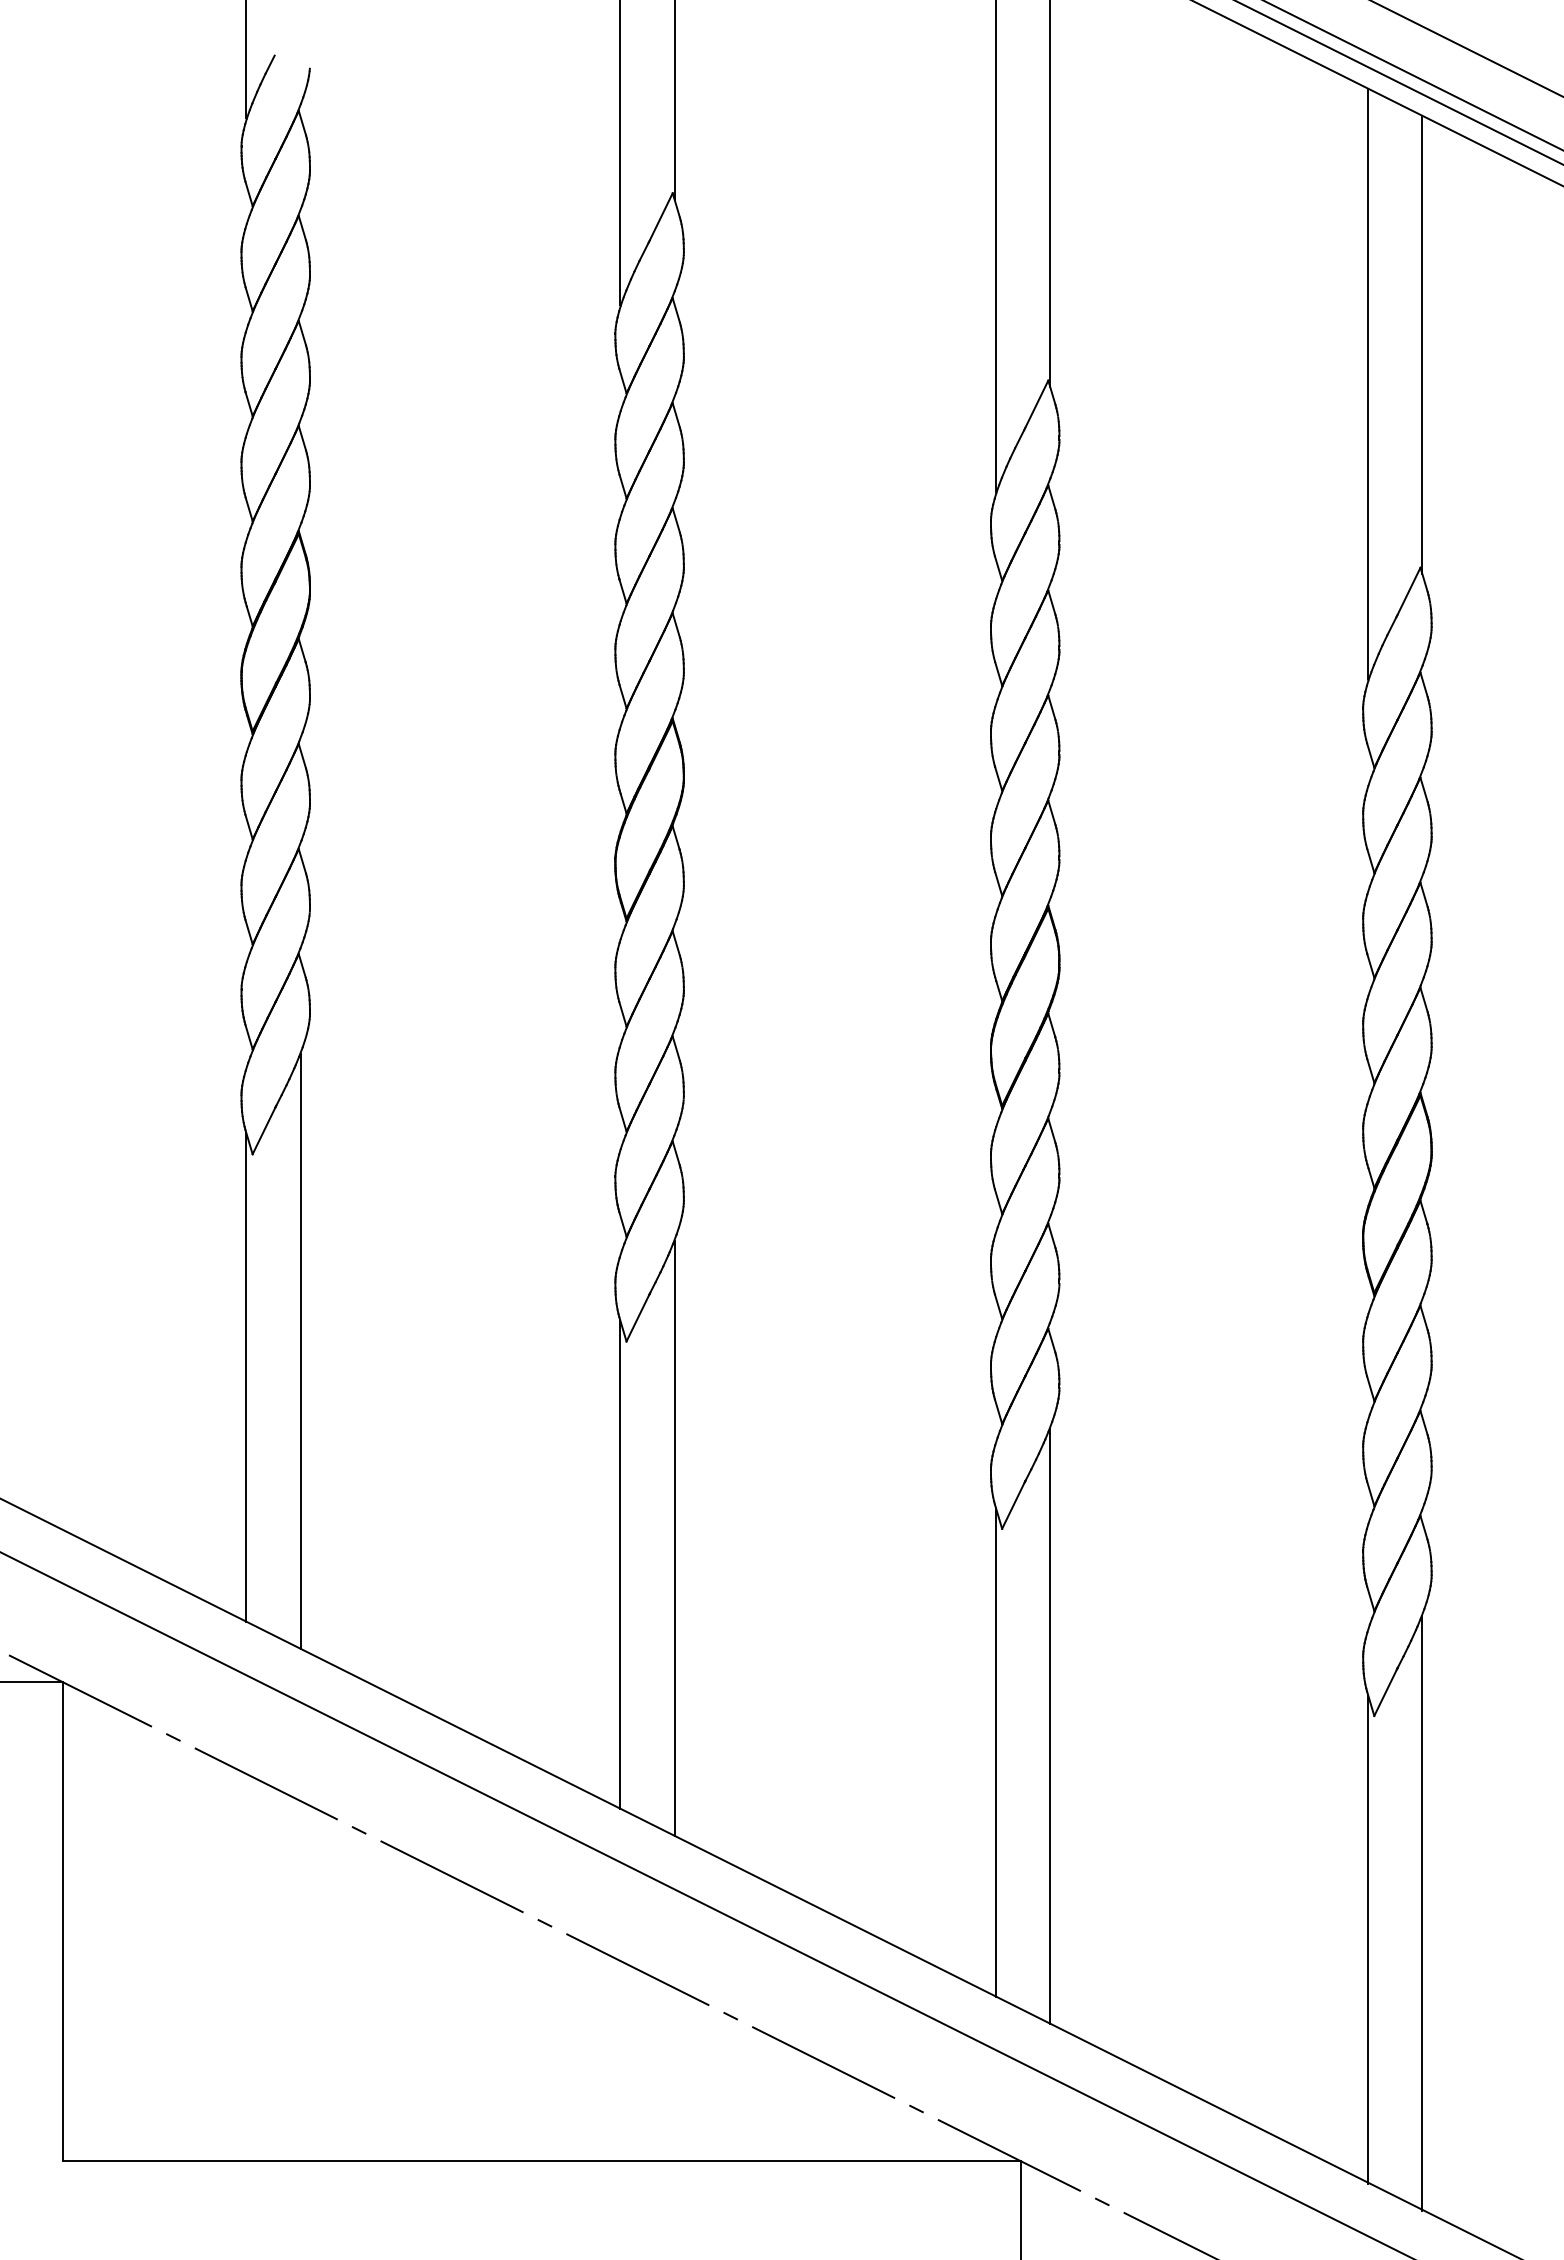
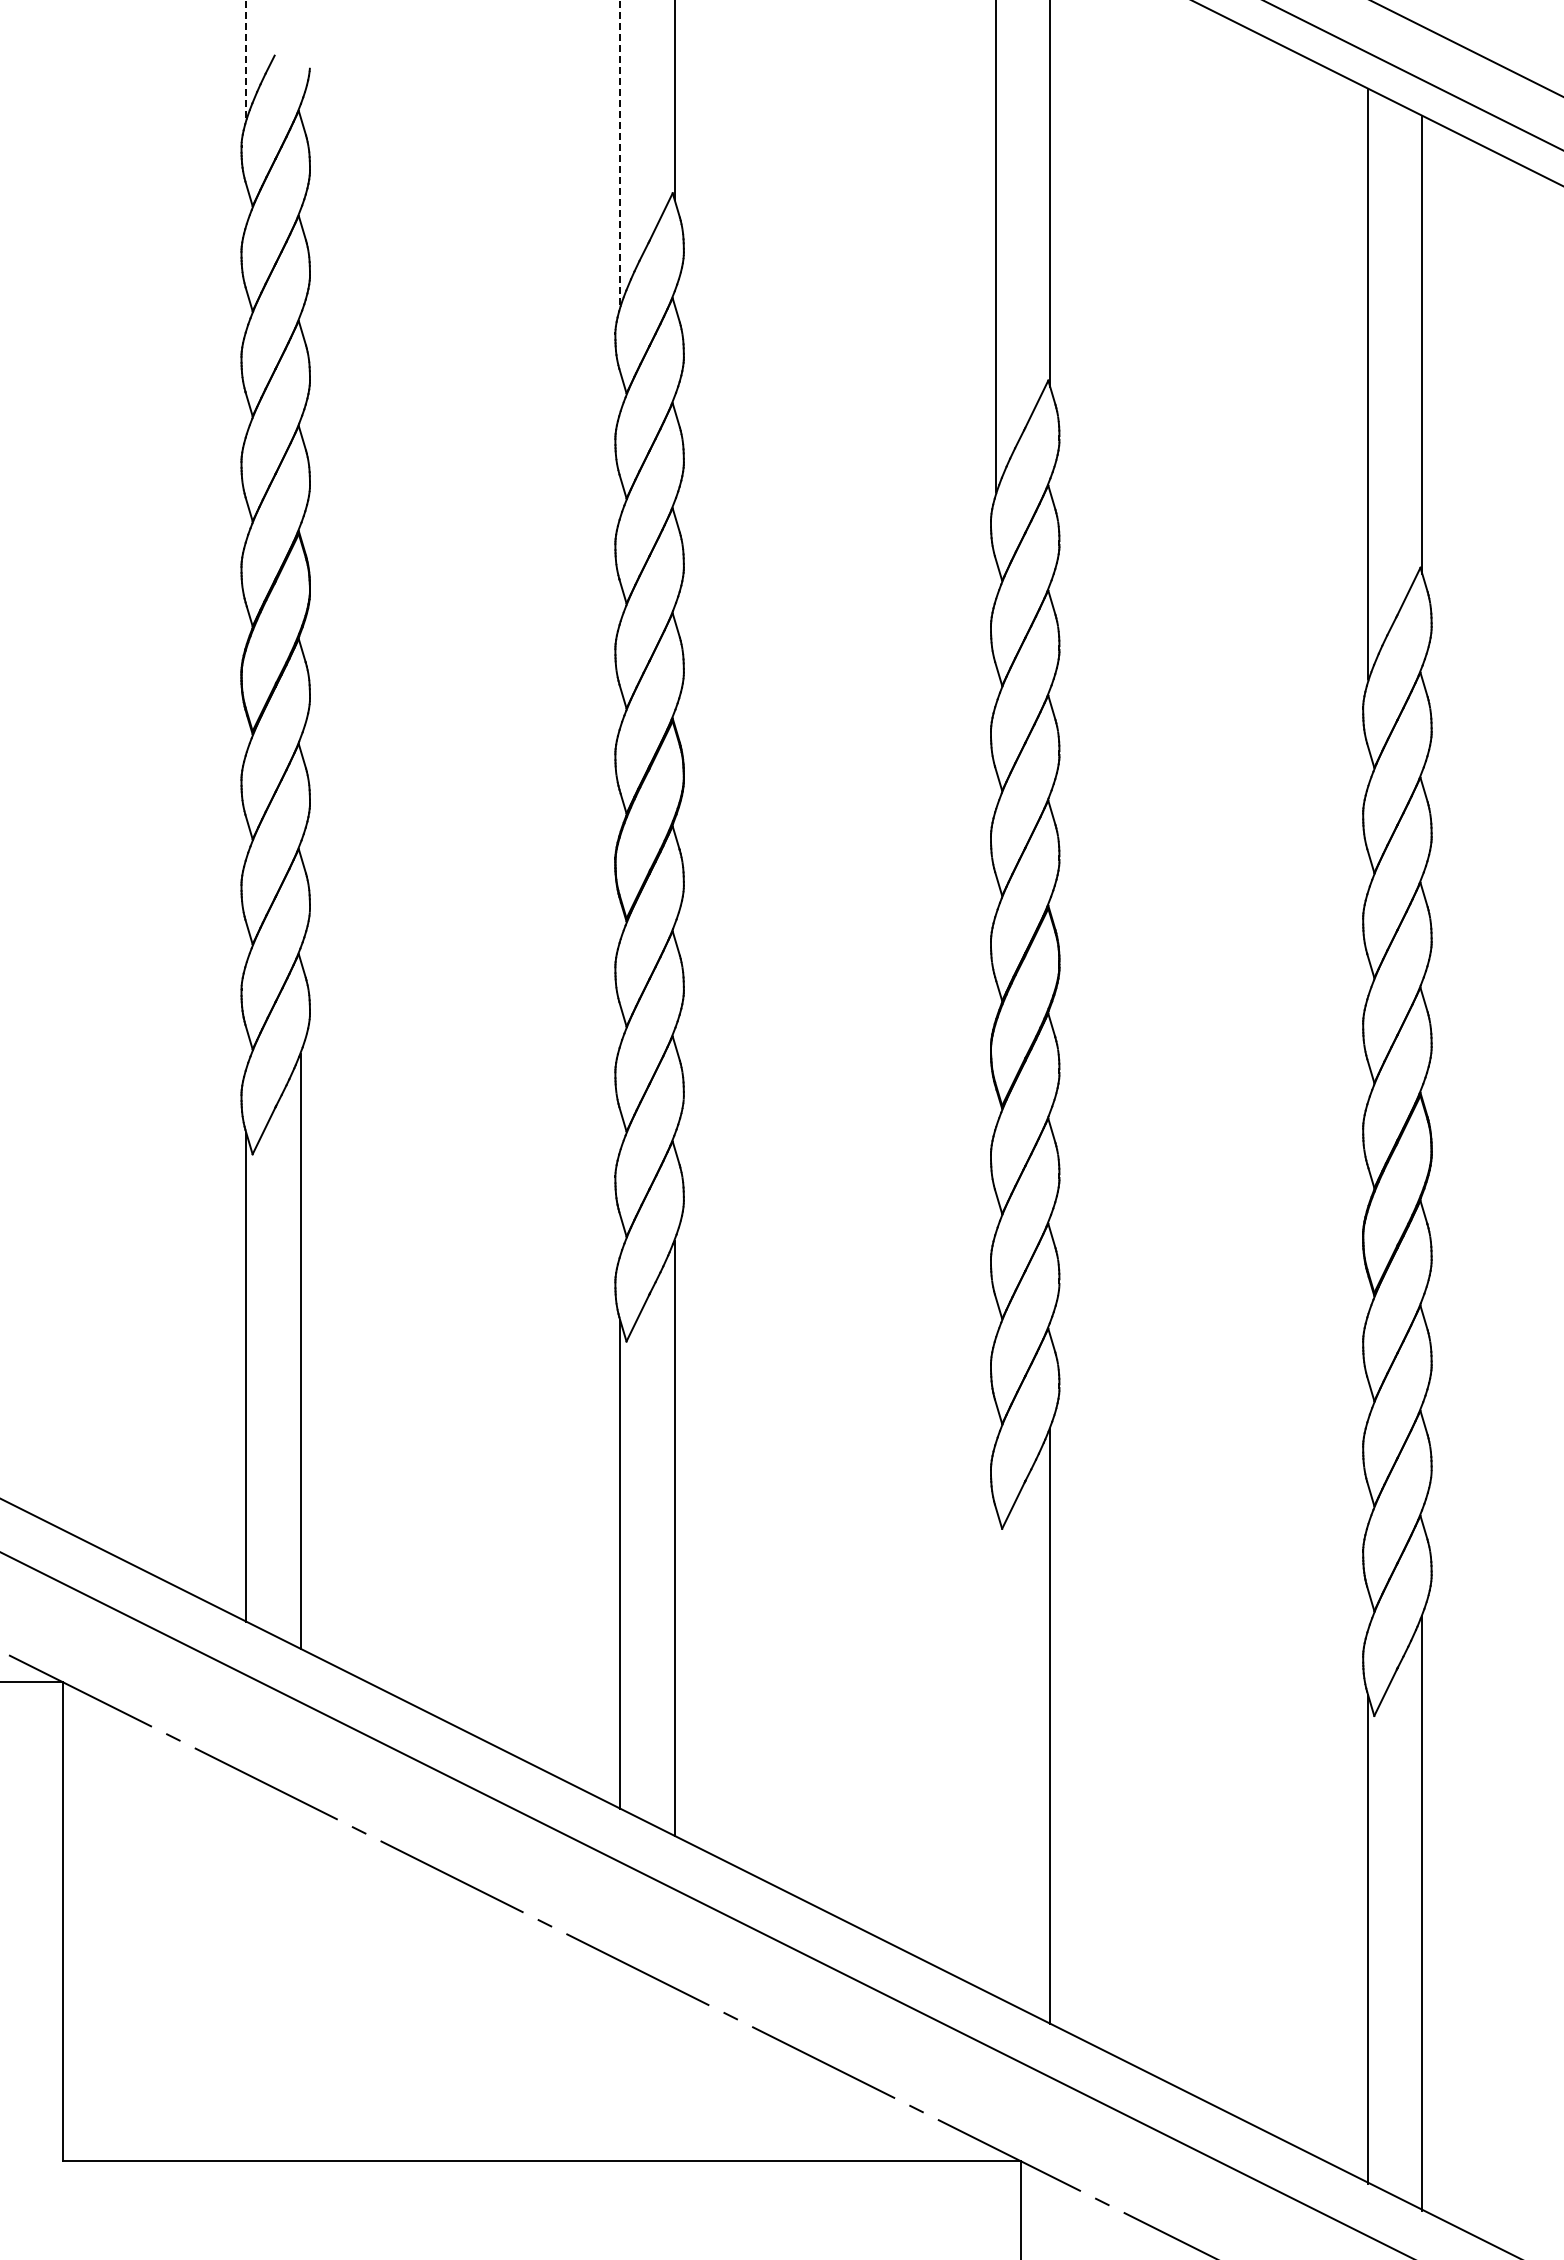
line: solid -> dashed (246, 58)
line: present -> none (1399, 82)
line: solid -> dashed (620, 151)
line: present -> none (995, 1751)
